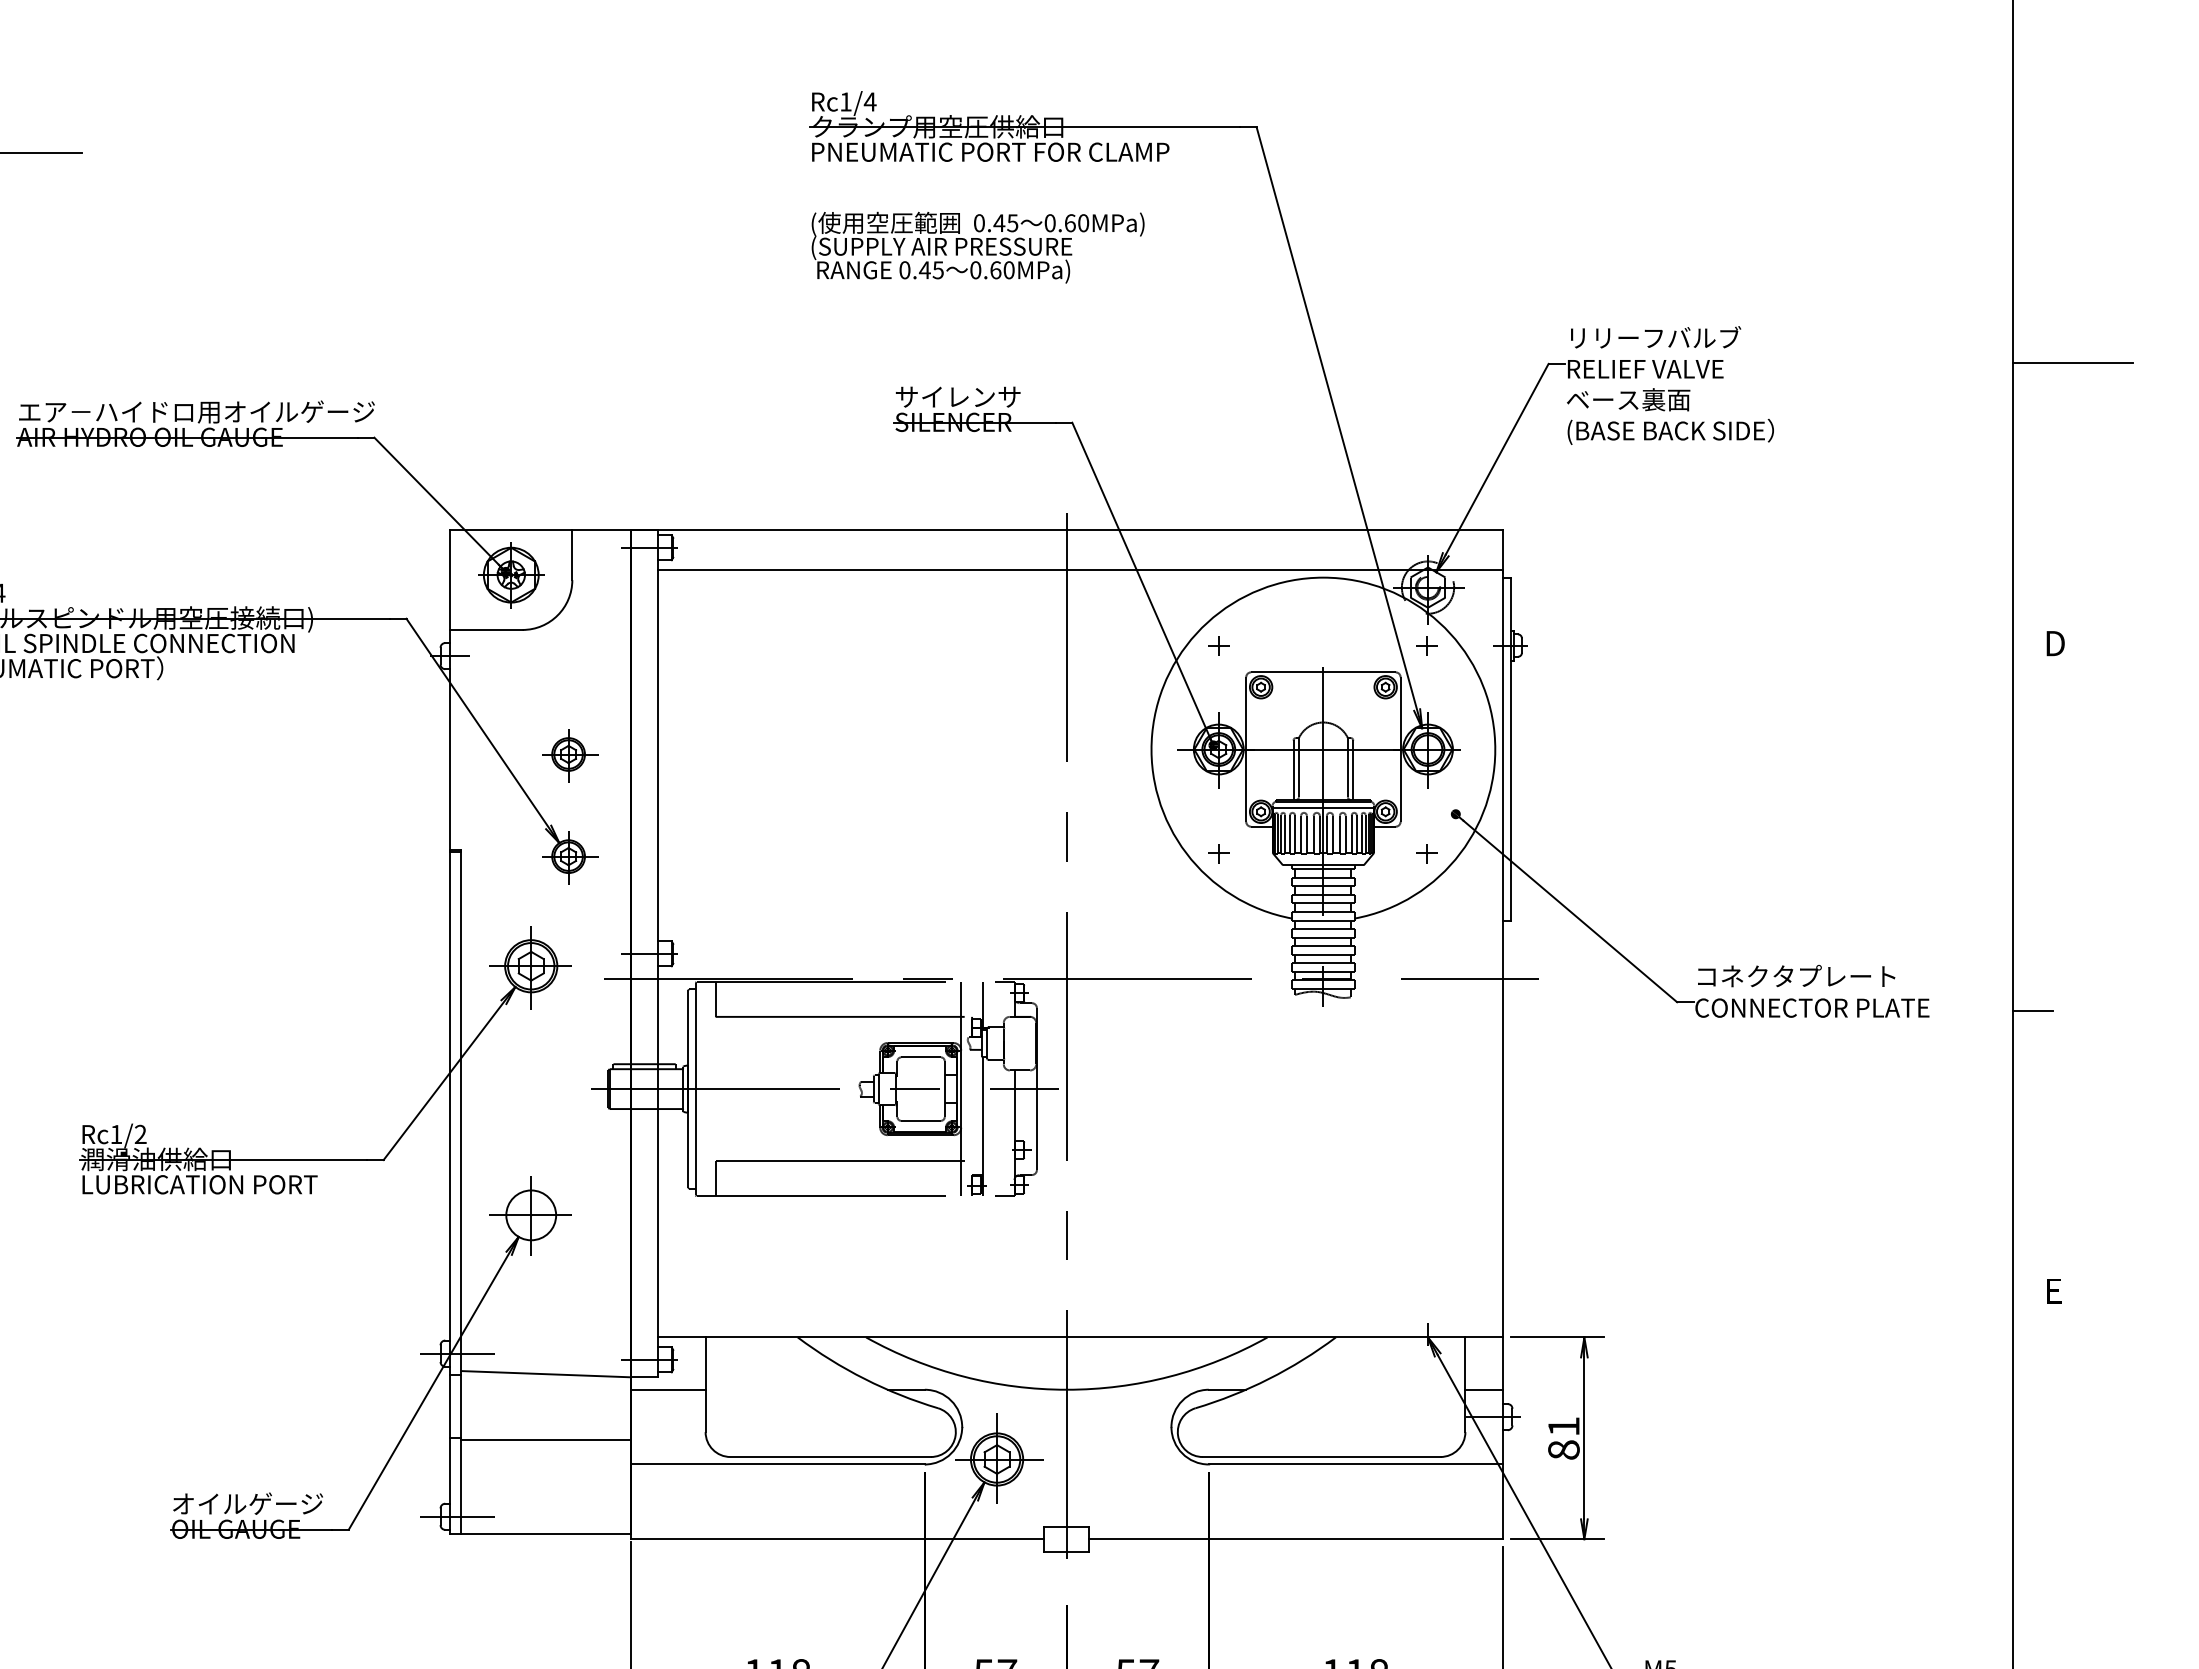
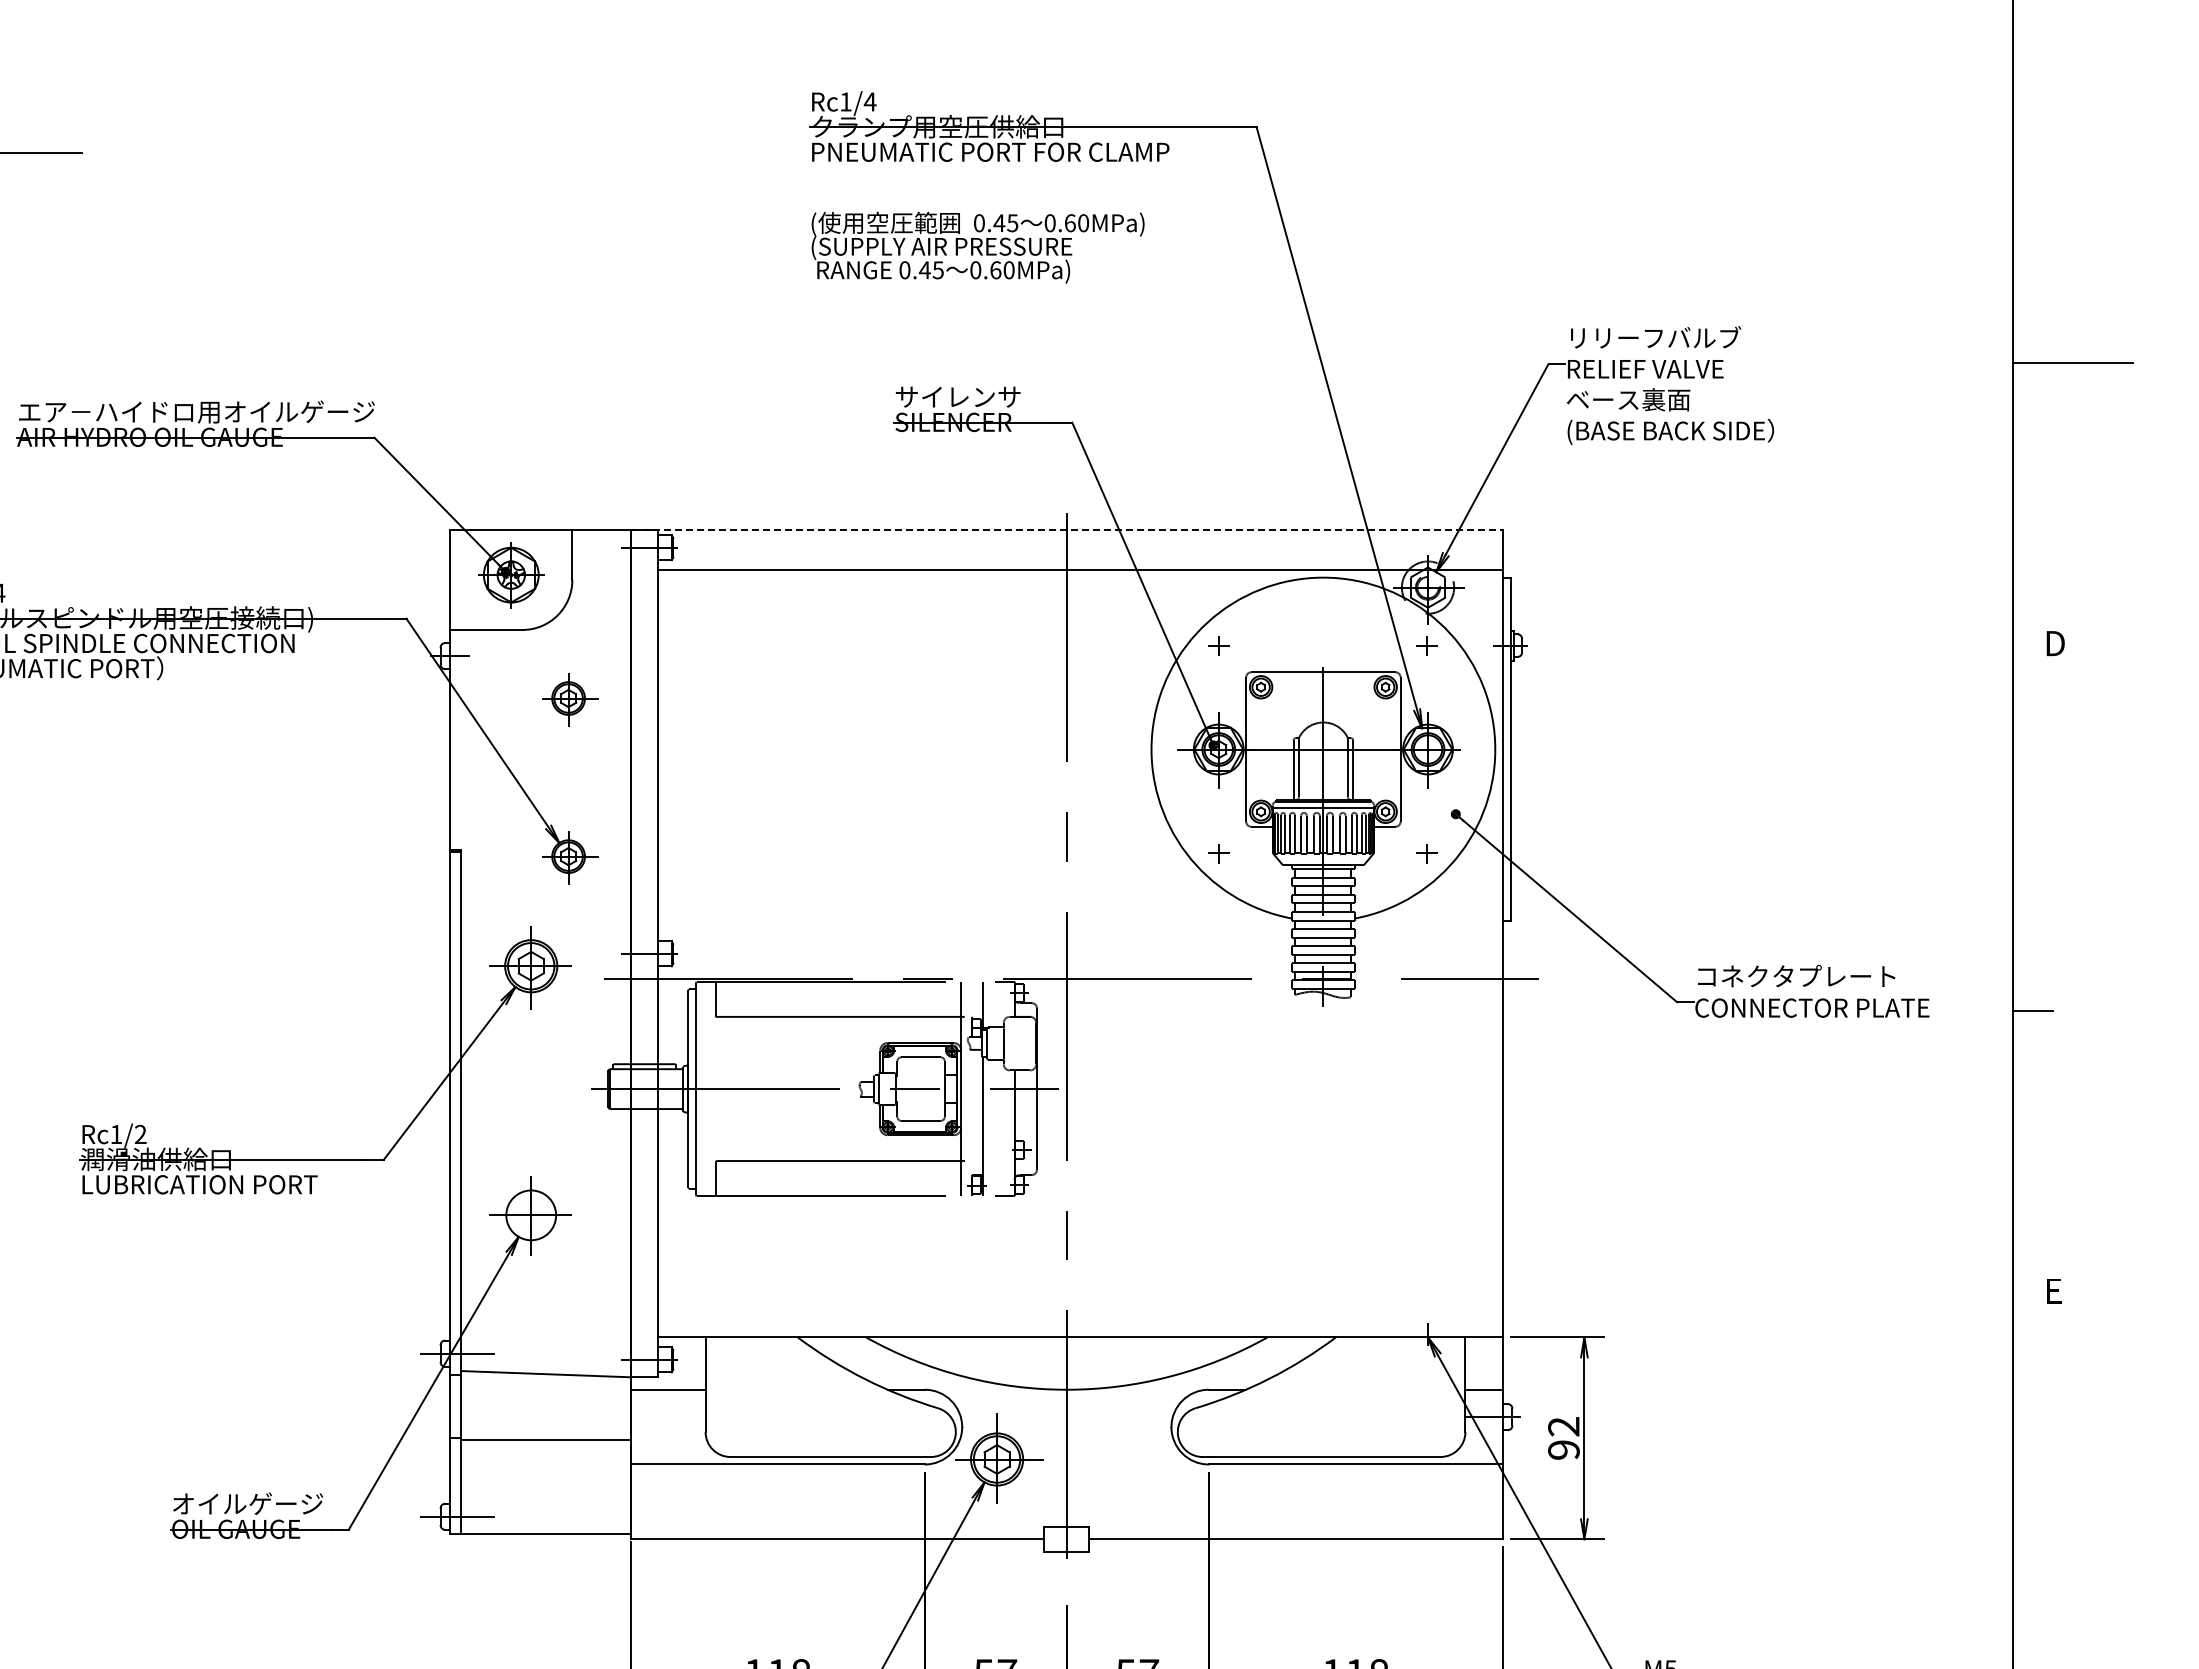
line: solid -> dashed (1066, 530)
part position: (570, 755) -> (570, 699) (570, 699)
text: 81 -> 92 (1563, 1438)
